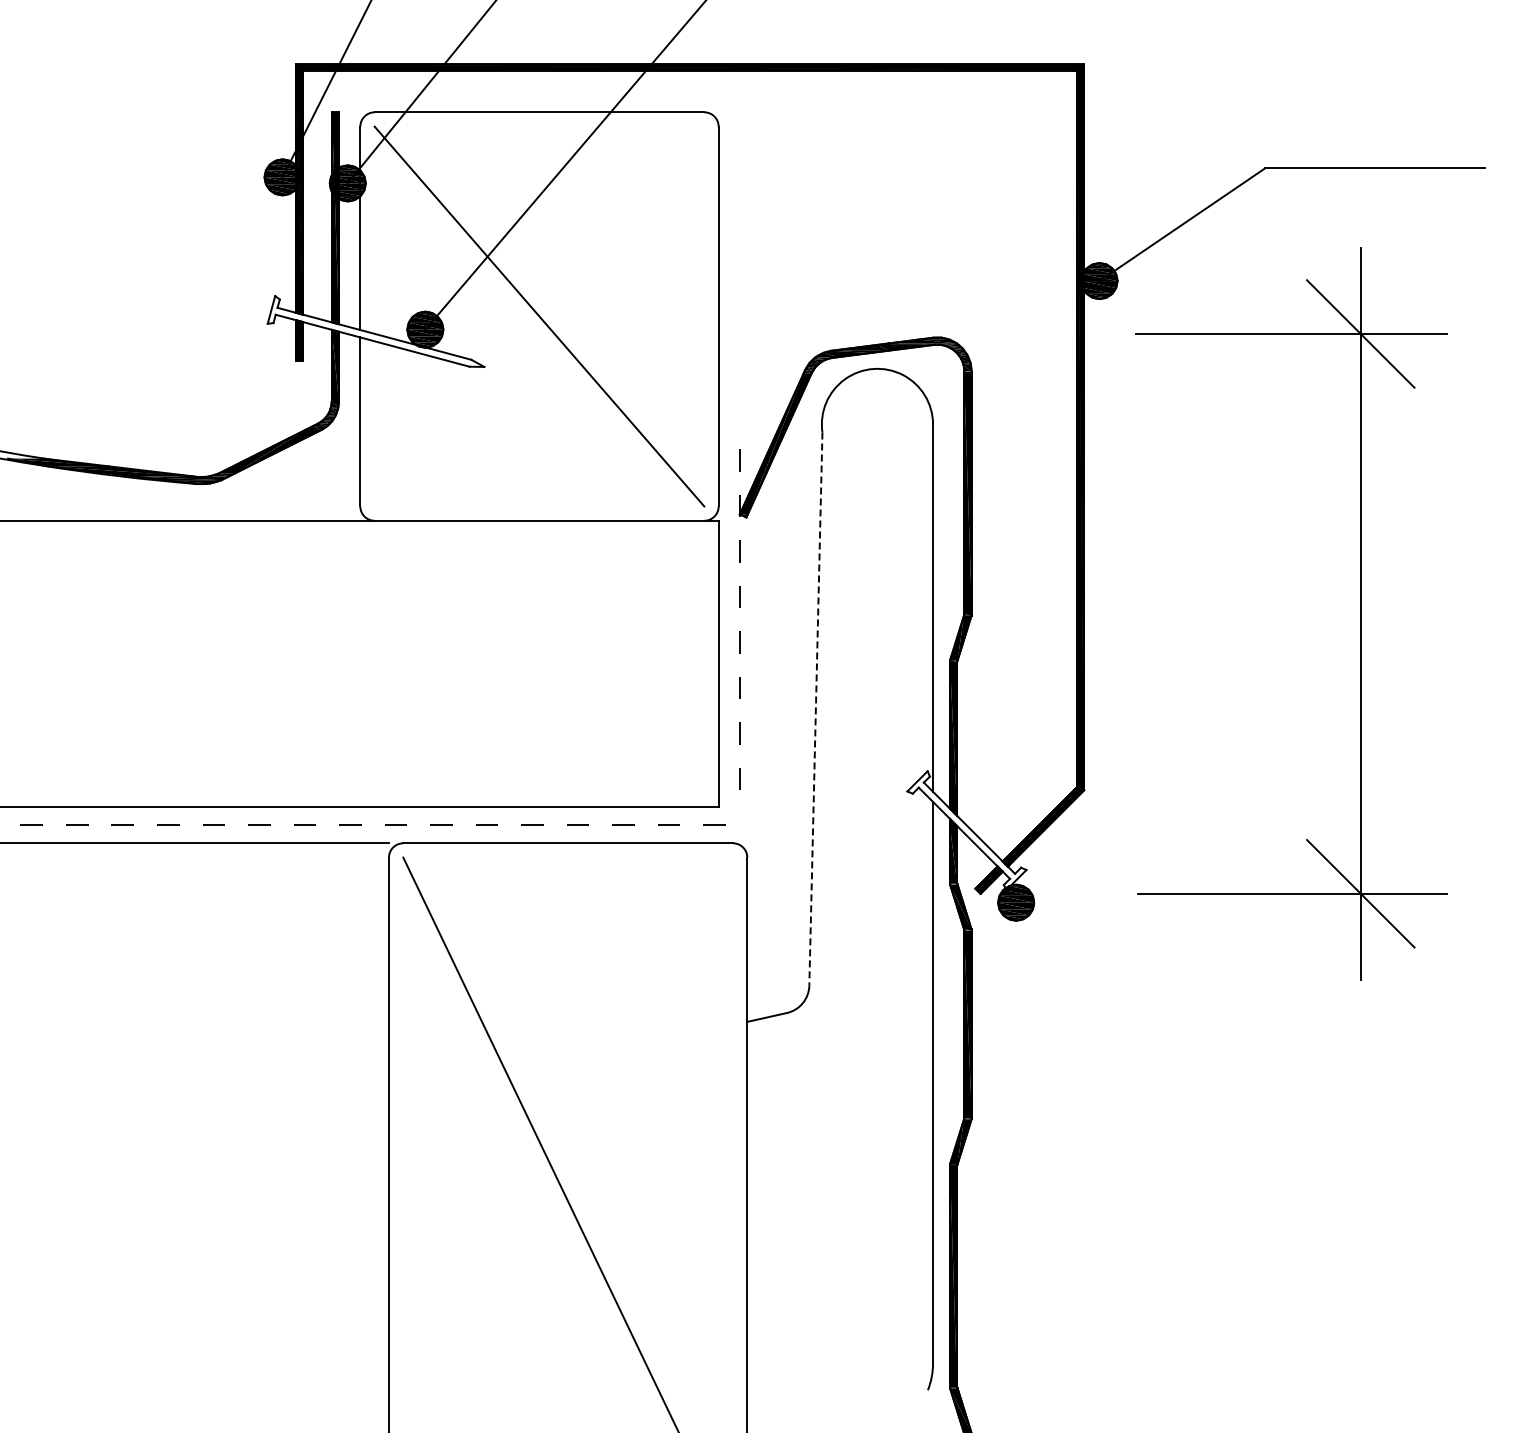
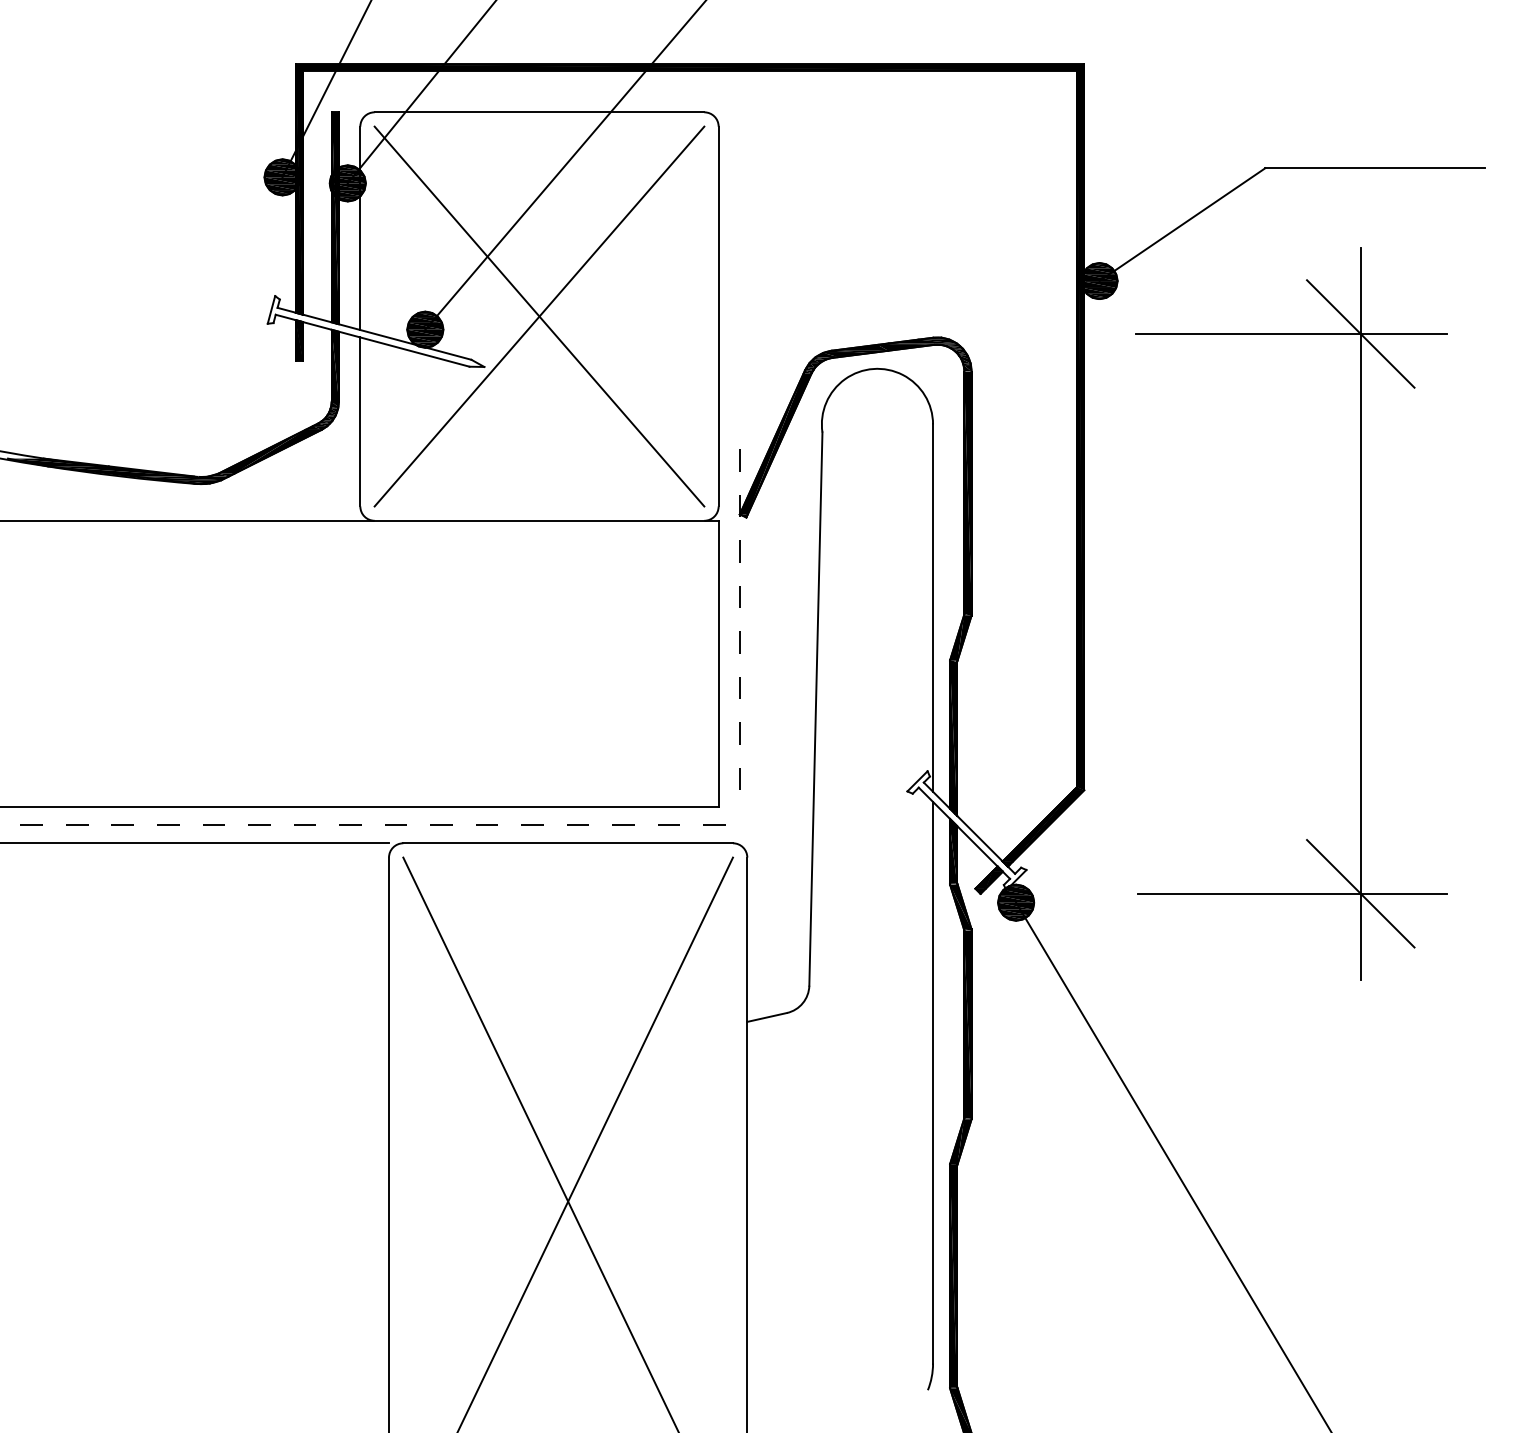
line: none -> present (539, 316)
line: dashed -> solid (815, 709)
line: none -> present (595, 1143)
line: none -> present (1172, 1165)
